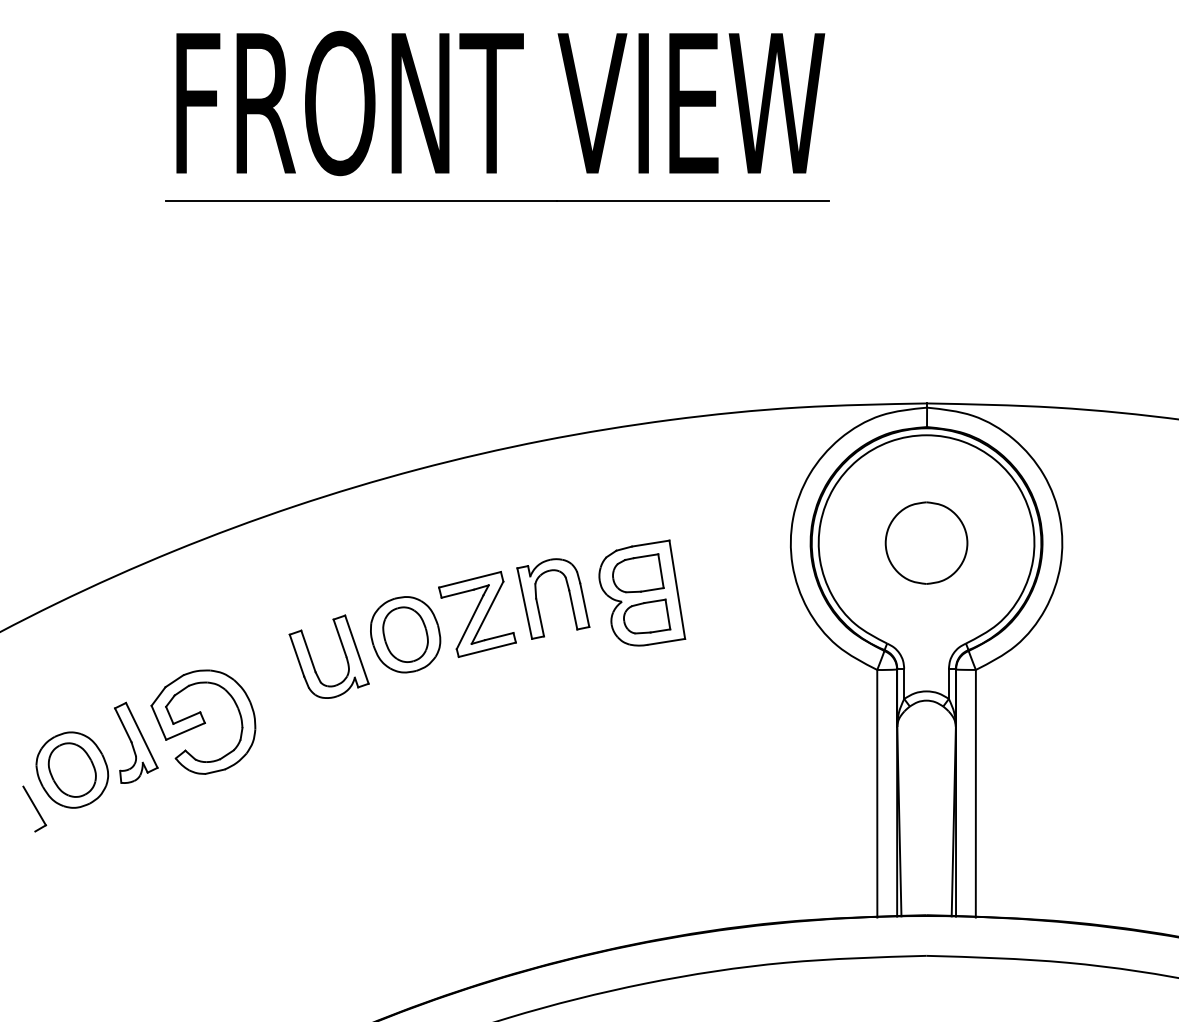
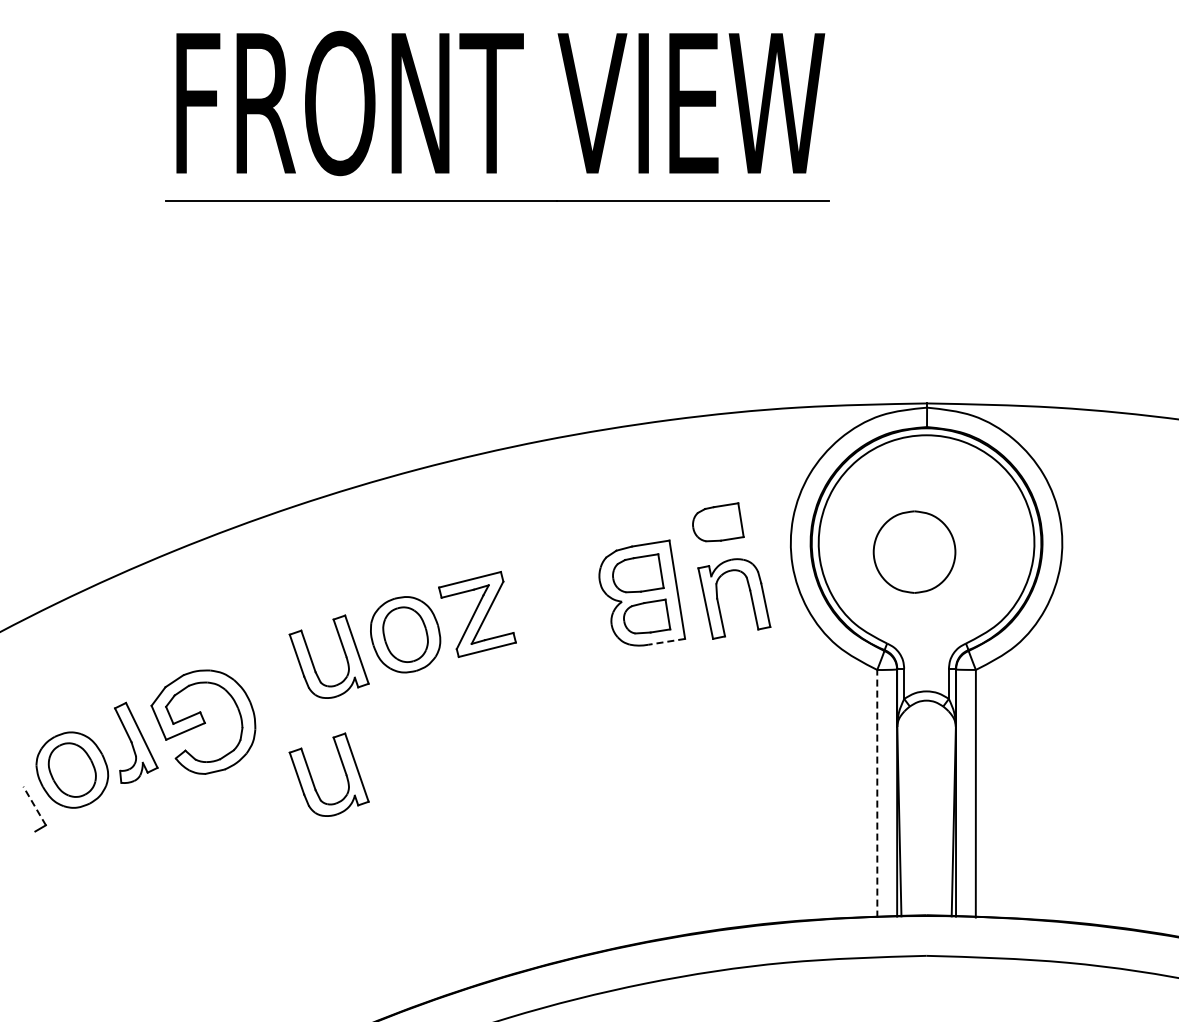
part: none -> present (718, 522)
part position: (926, 542) -> (914, 551) (914, 551)
part position: (538, 603) -> (719, 603) (719, 603)
line: solid -> dashed (666, 641)
part: none -> present (343, 769)
line: solid -> dashed (877, 793)
line: solid -> dashed (34, 805)
